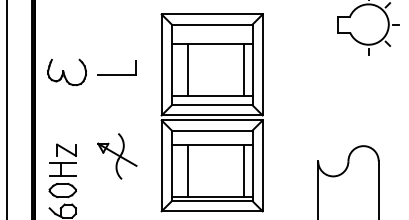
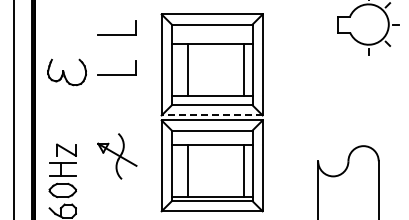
part: none -> present (116, 34)
line position: (7, 109) -> (14, 109) (14, 109)
line: solid -> dashed (211, 115)
